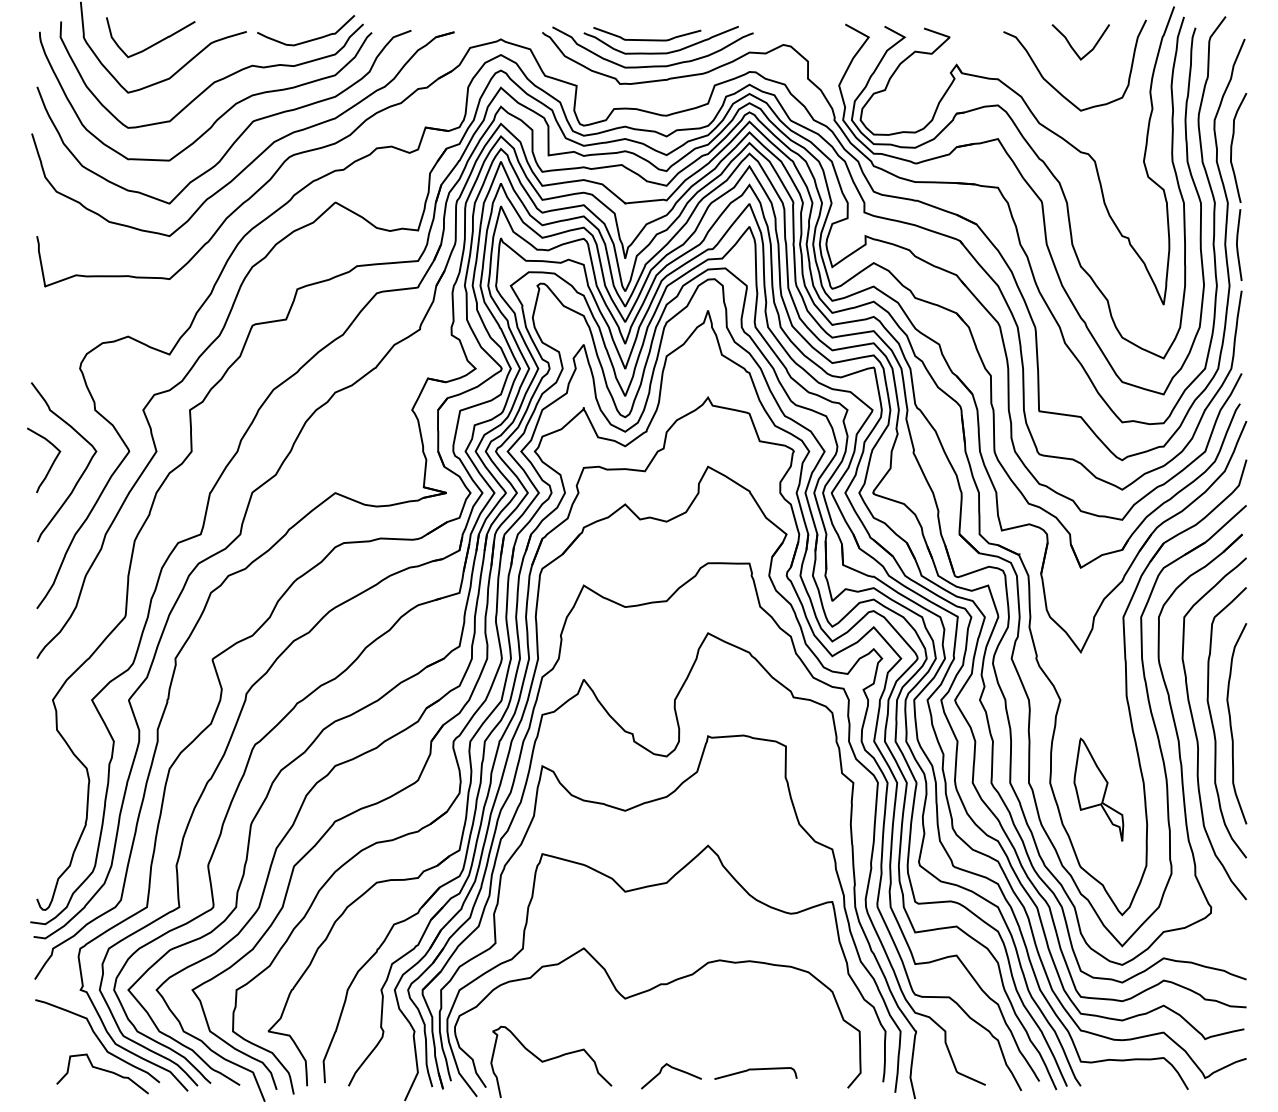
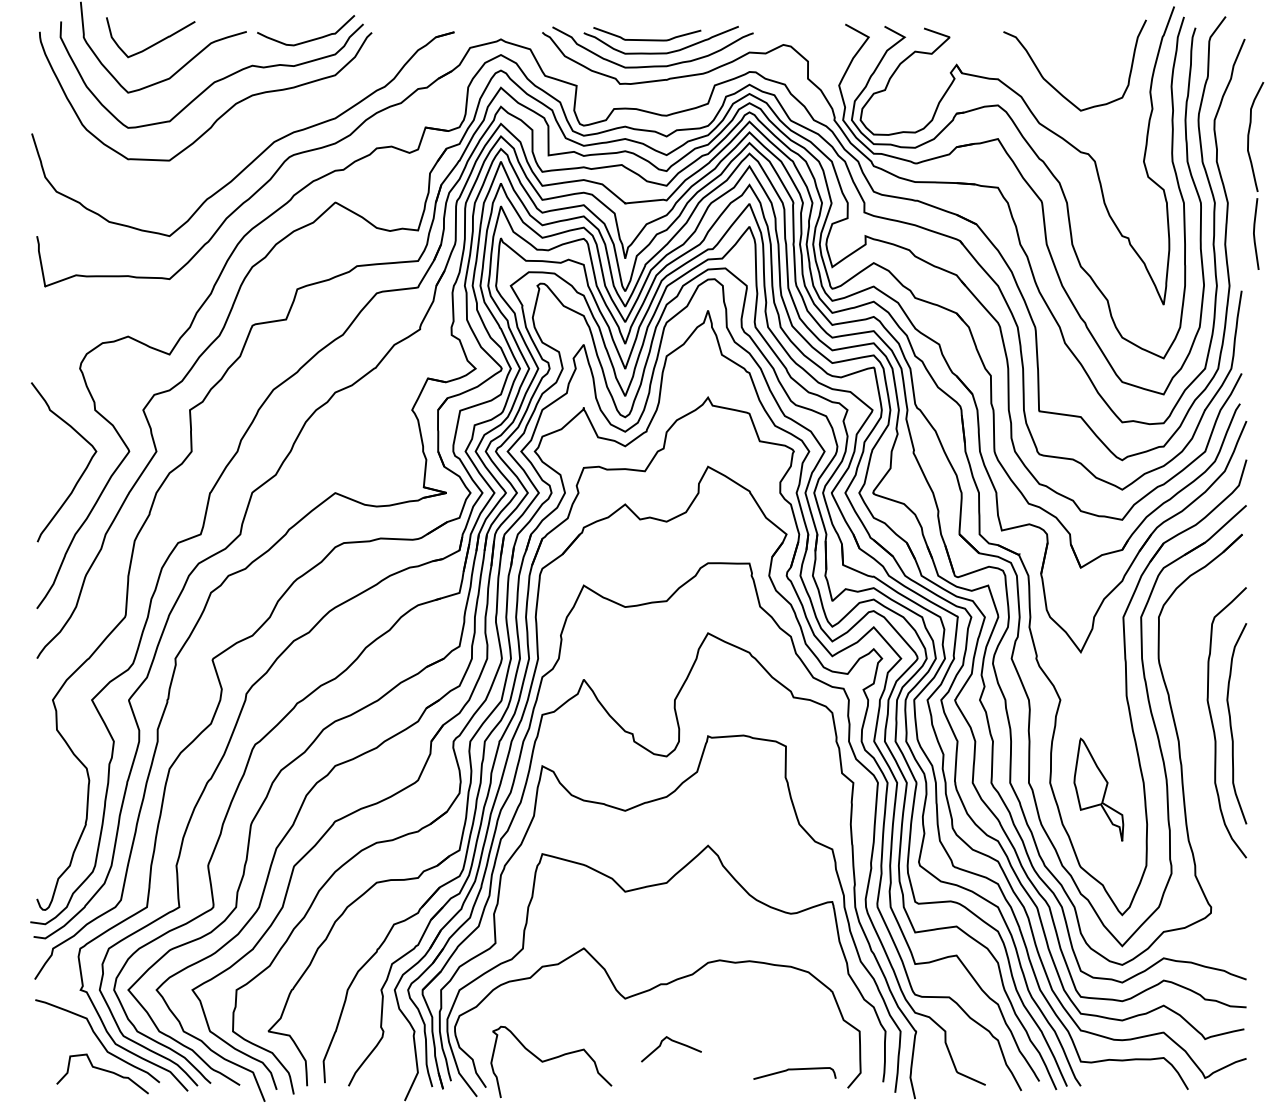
curve: present -> none (1072, 46)
curve: present -> none (243, 130)
part position: (1238, 186) -> (1255, 175) (1255, 175)
curve: present -> none (51, 464)
curve: present -> none (1196, 731)
curve position: (674, 1069) -> (674, 1042) (674, 1042)
curve position: (755, 1070) -> (794, 1070) (794, 1070)
